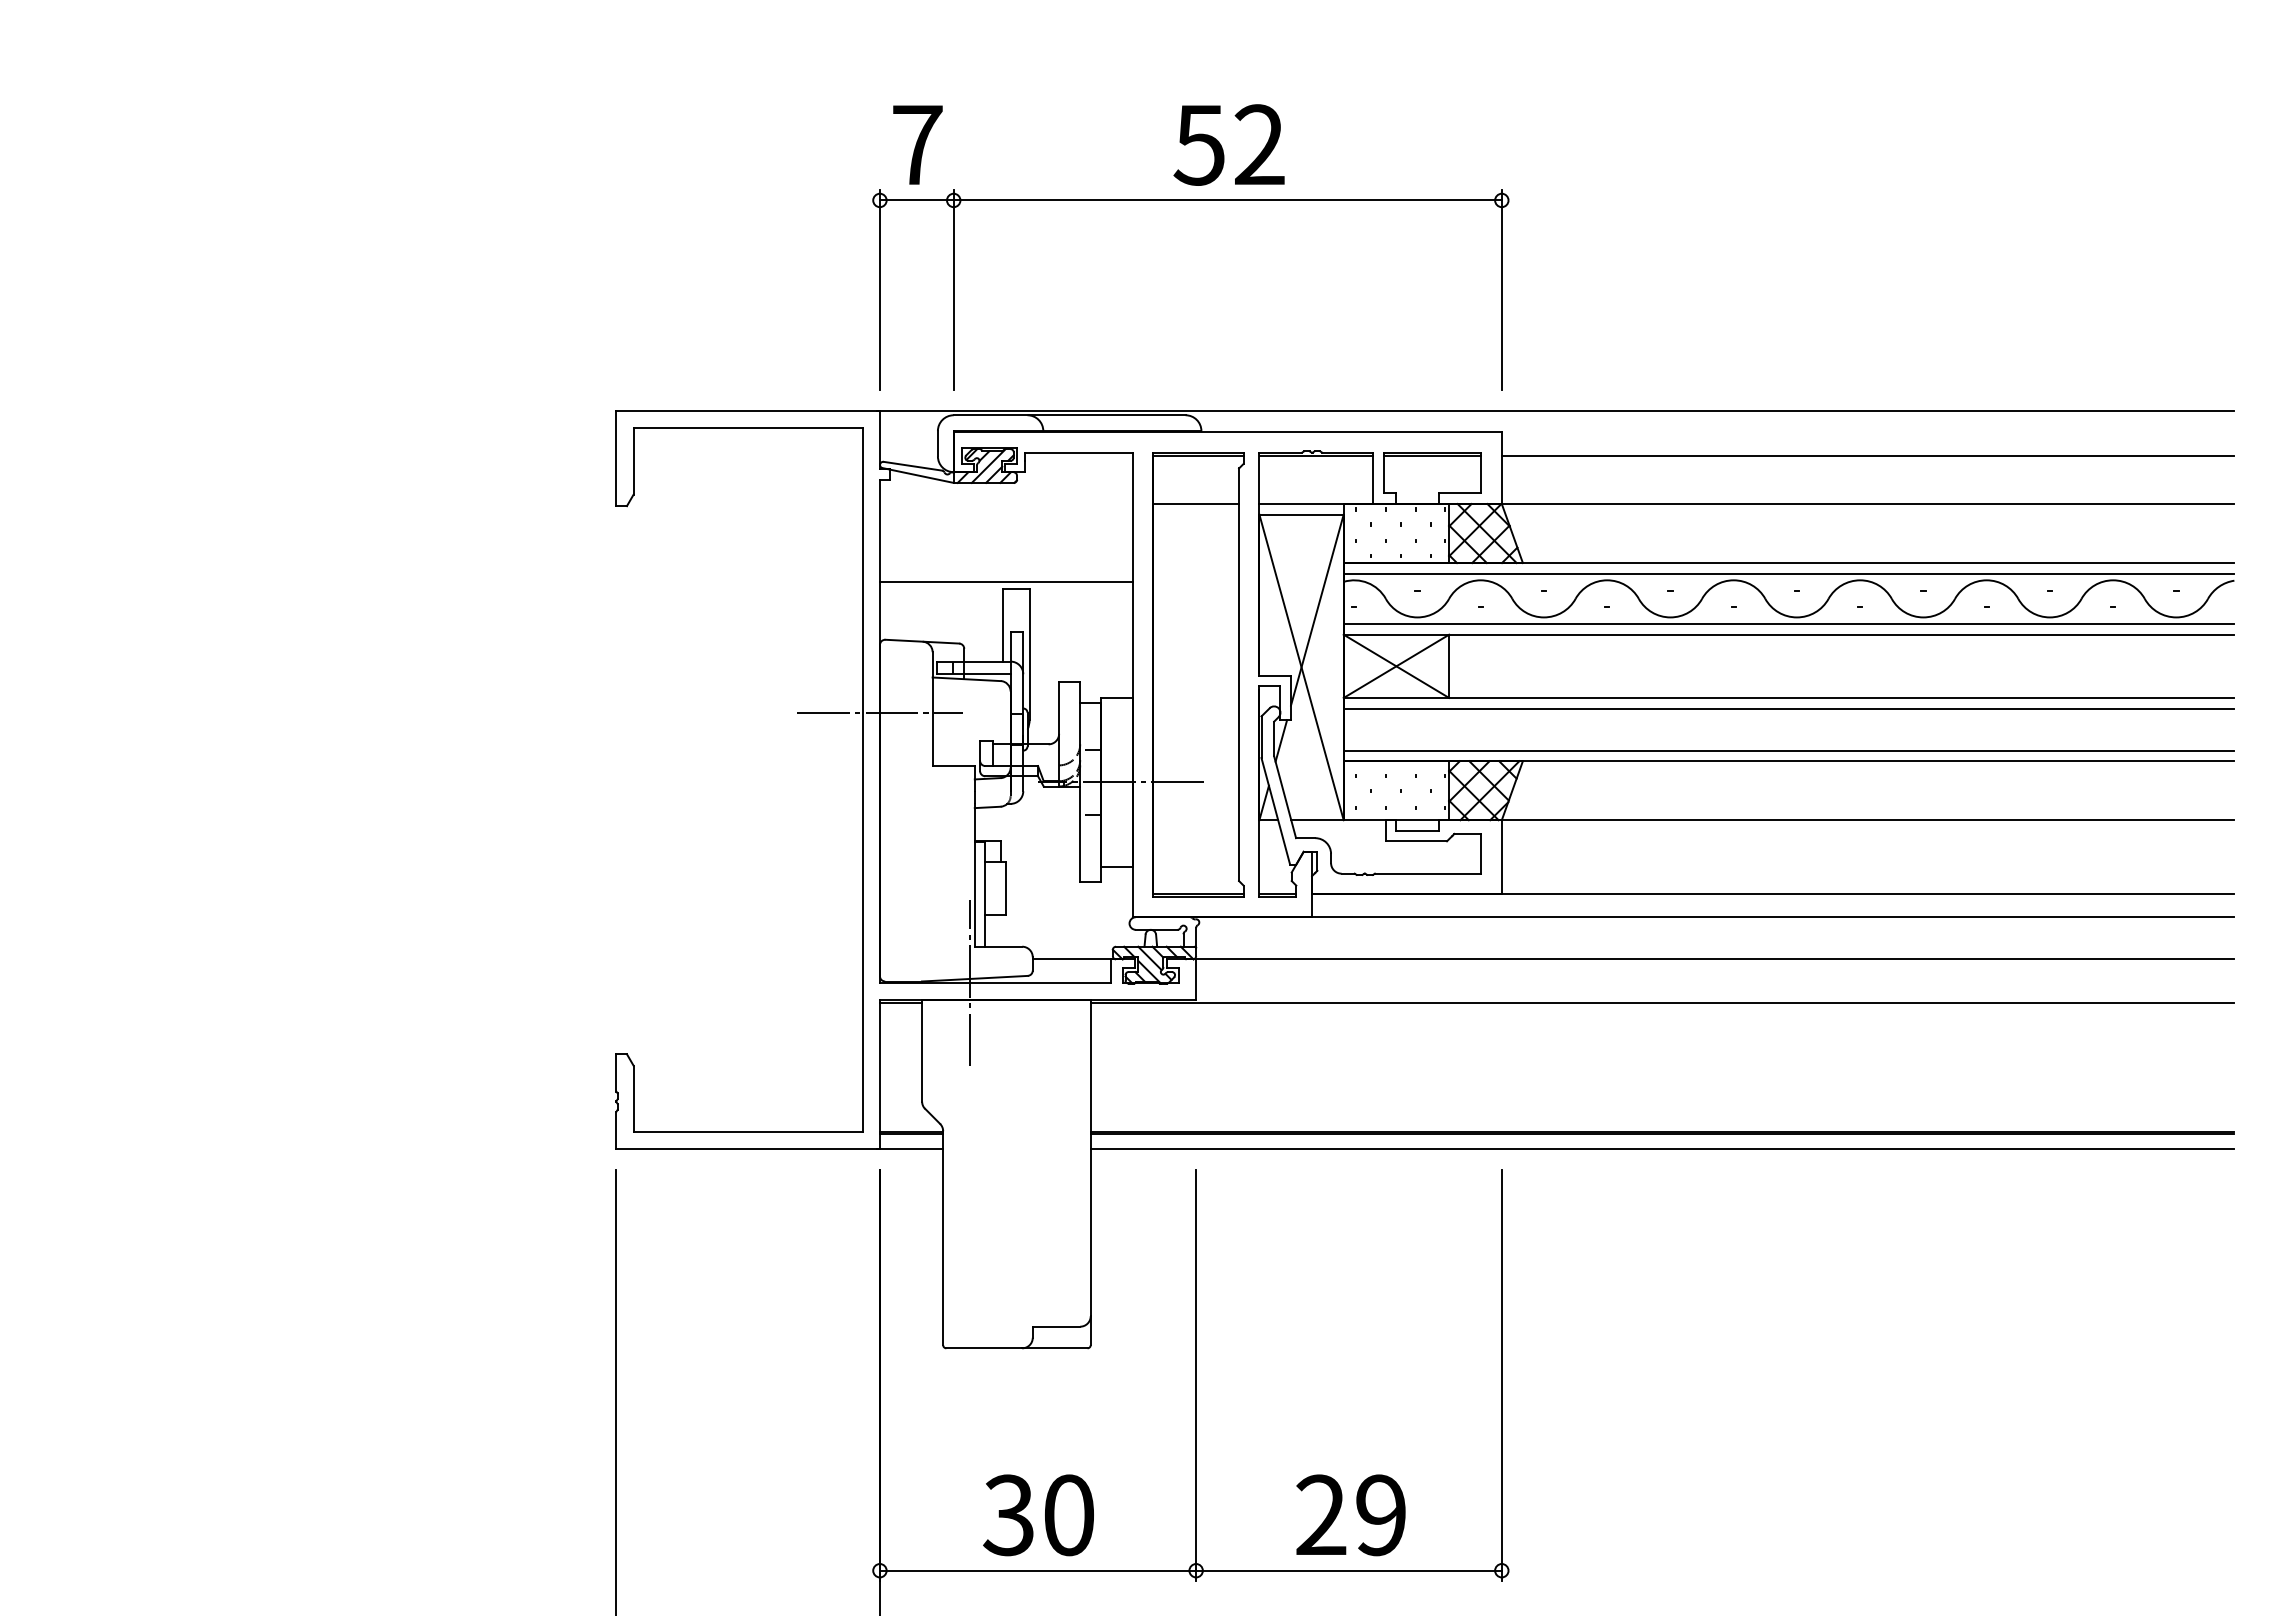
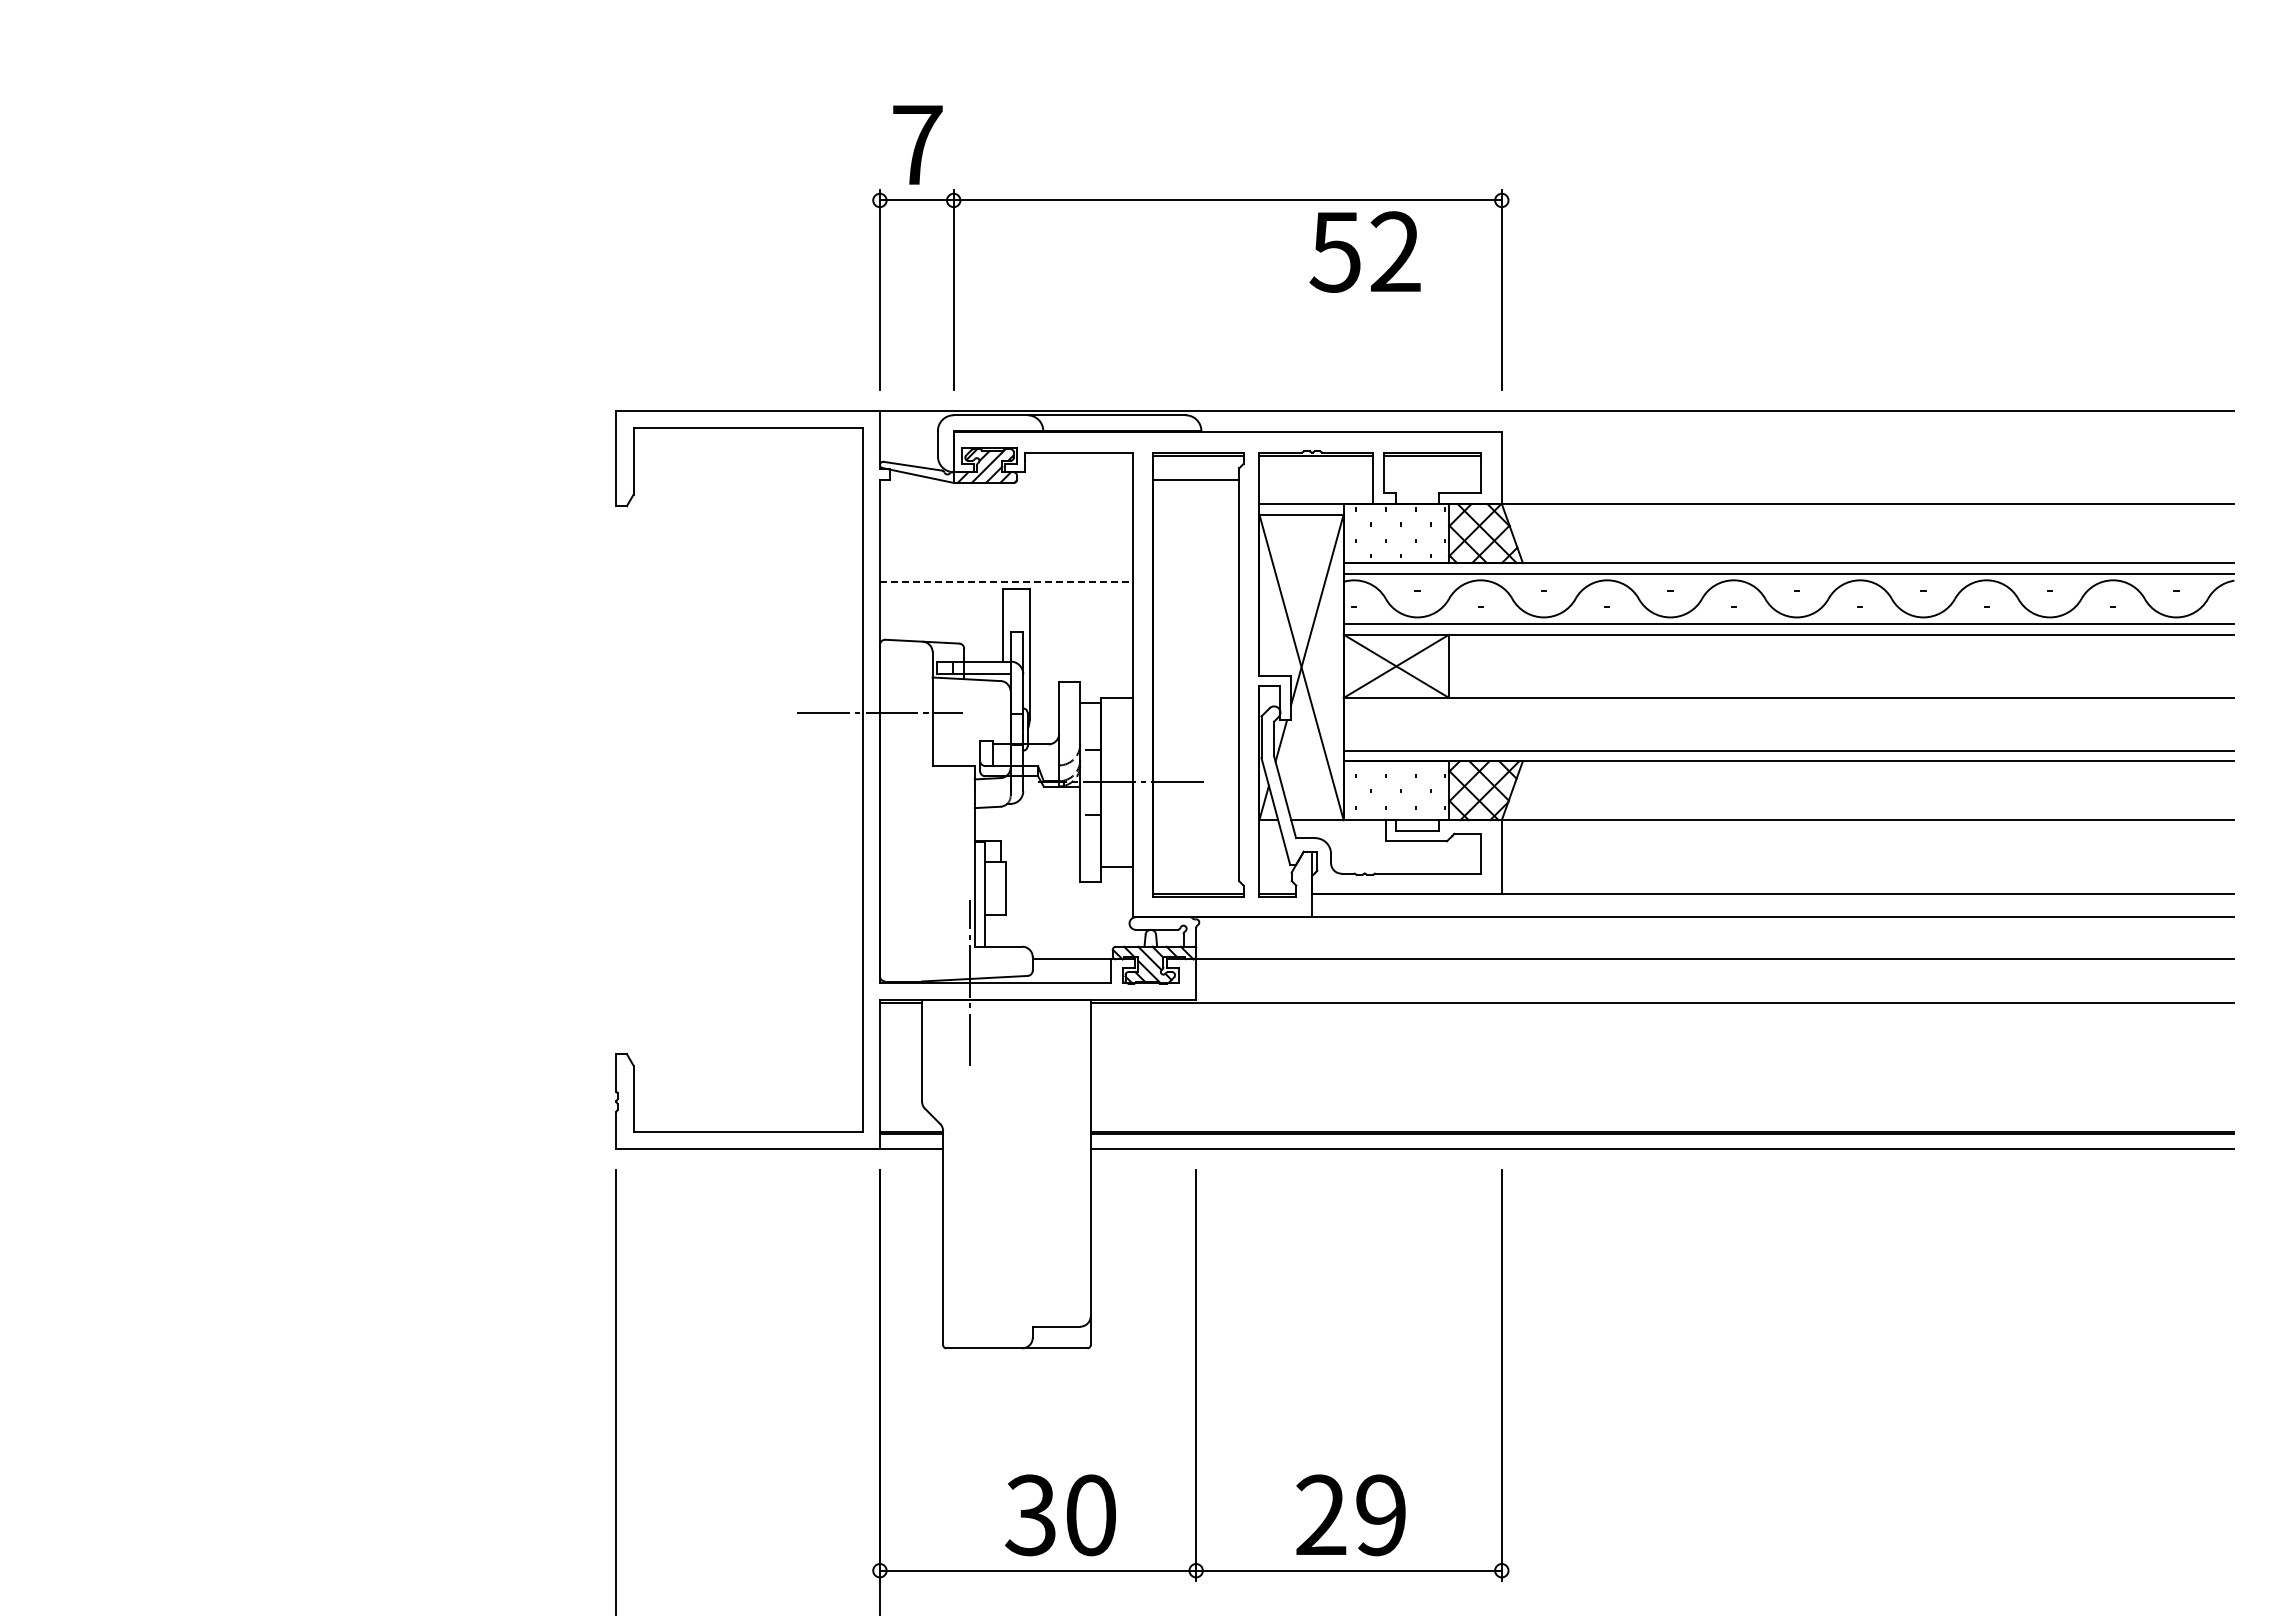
text position: (1228, 144) -> (1364, 251) (1364, 251)
line: present -> none (1867, 455)
line position: (1196, 504) -> (1196, 480) (1196, 480)
line: solid -> dashed (1006, 582)
line: present -> none (1788, 708)
text position: (1038, 1515) -> (1060, 1515) (1060, 1515)
